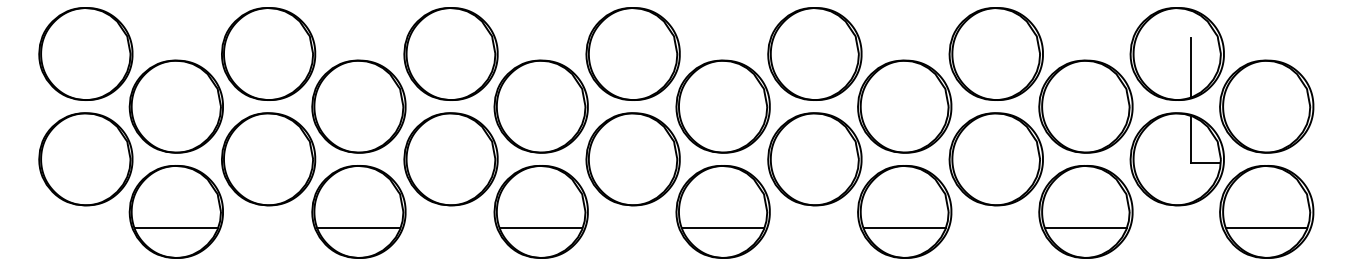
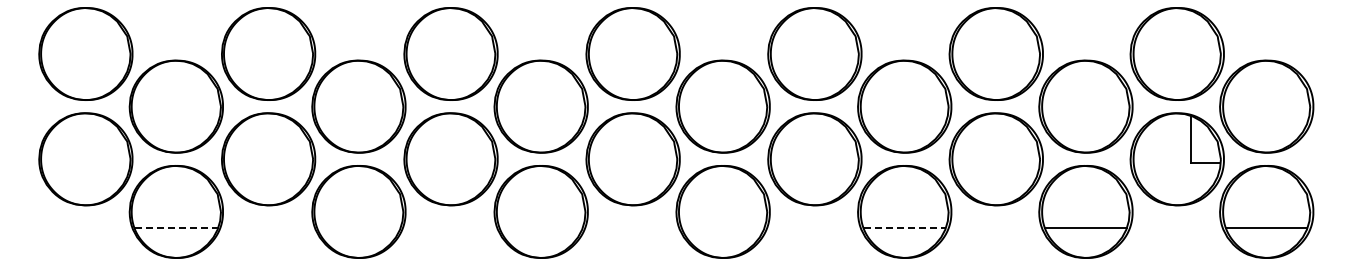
line: present -> none (1191, 66)
line: solid -> dashed (176, 228)
line: present -> none (358, 228)
line: present -> none (540, 228)
line: present -> none (722, 228)
line: solid -> dashed (904, 228)
